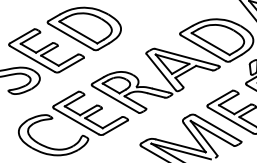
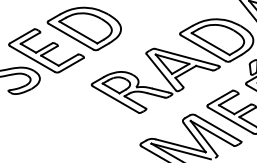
part: present -> none (73, 123)
